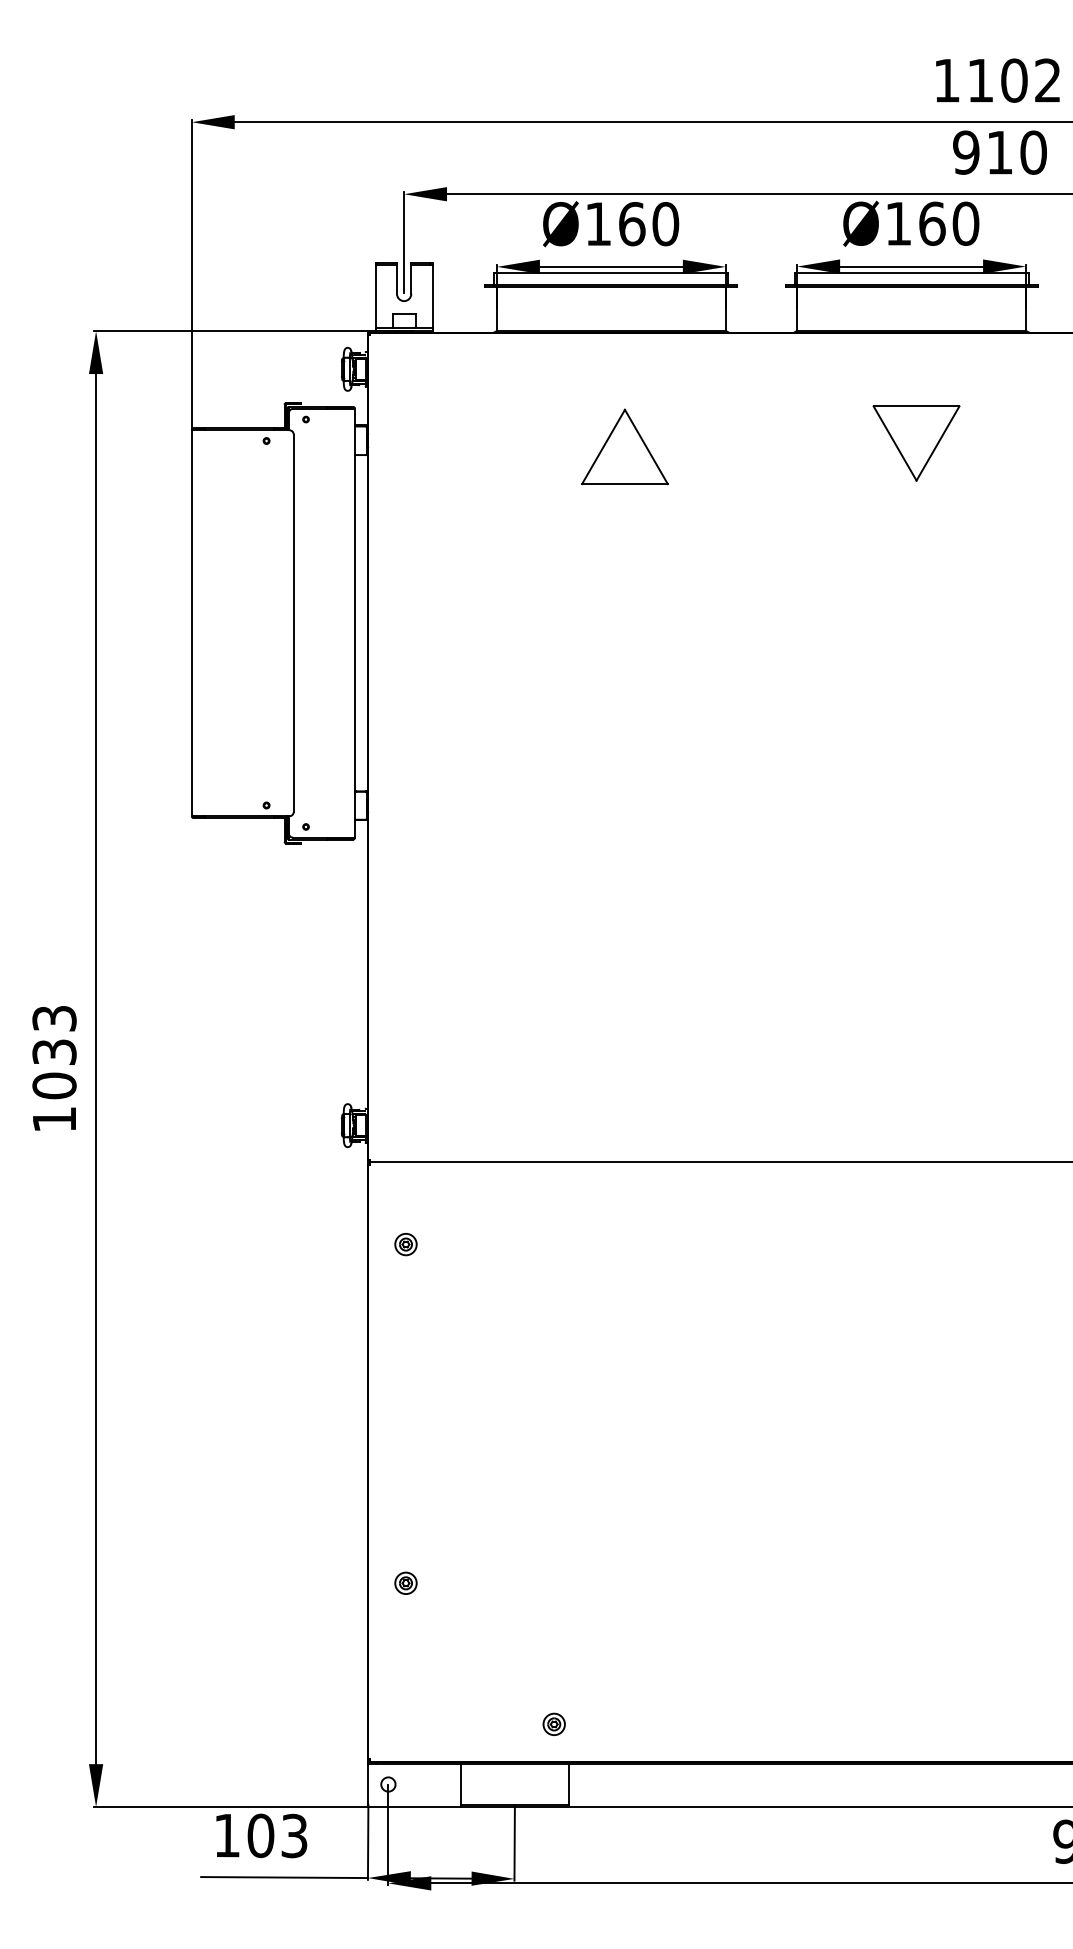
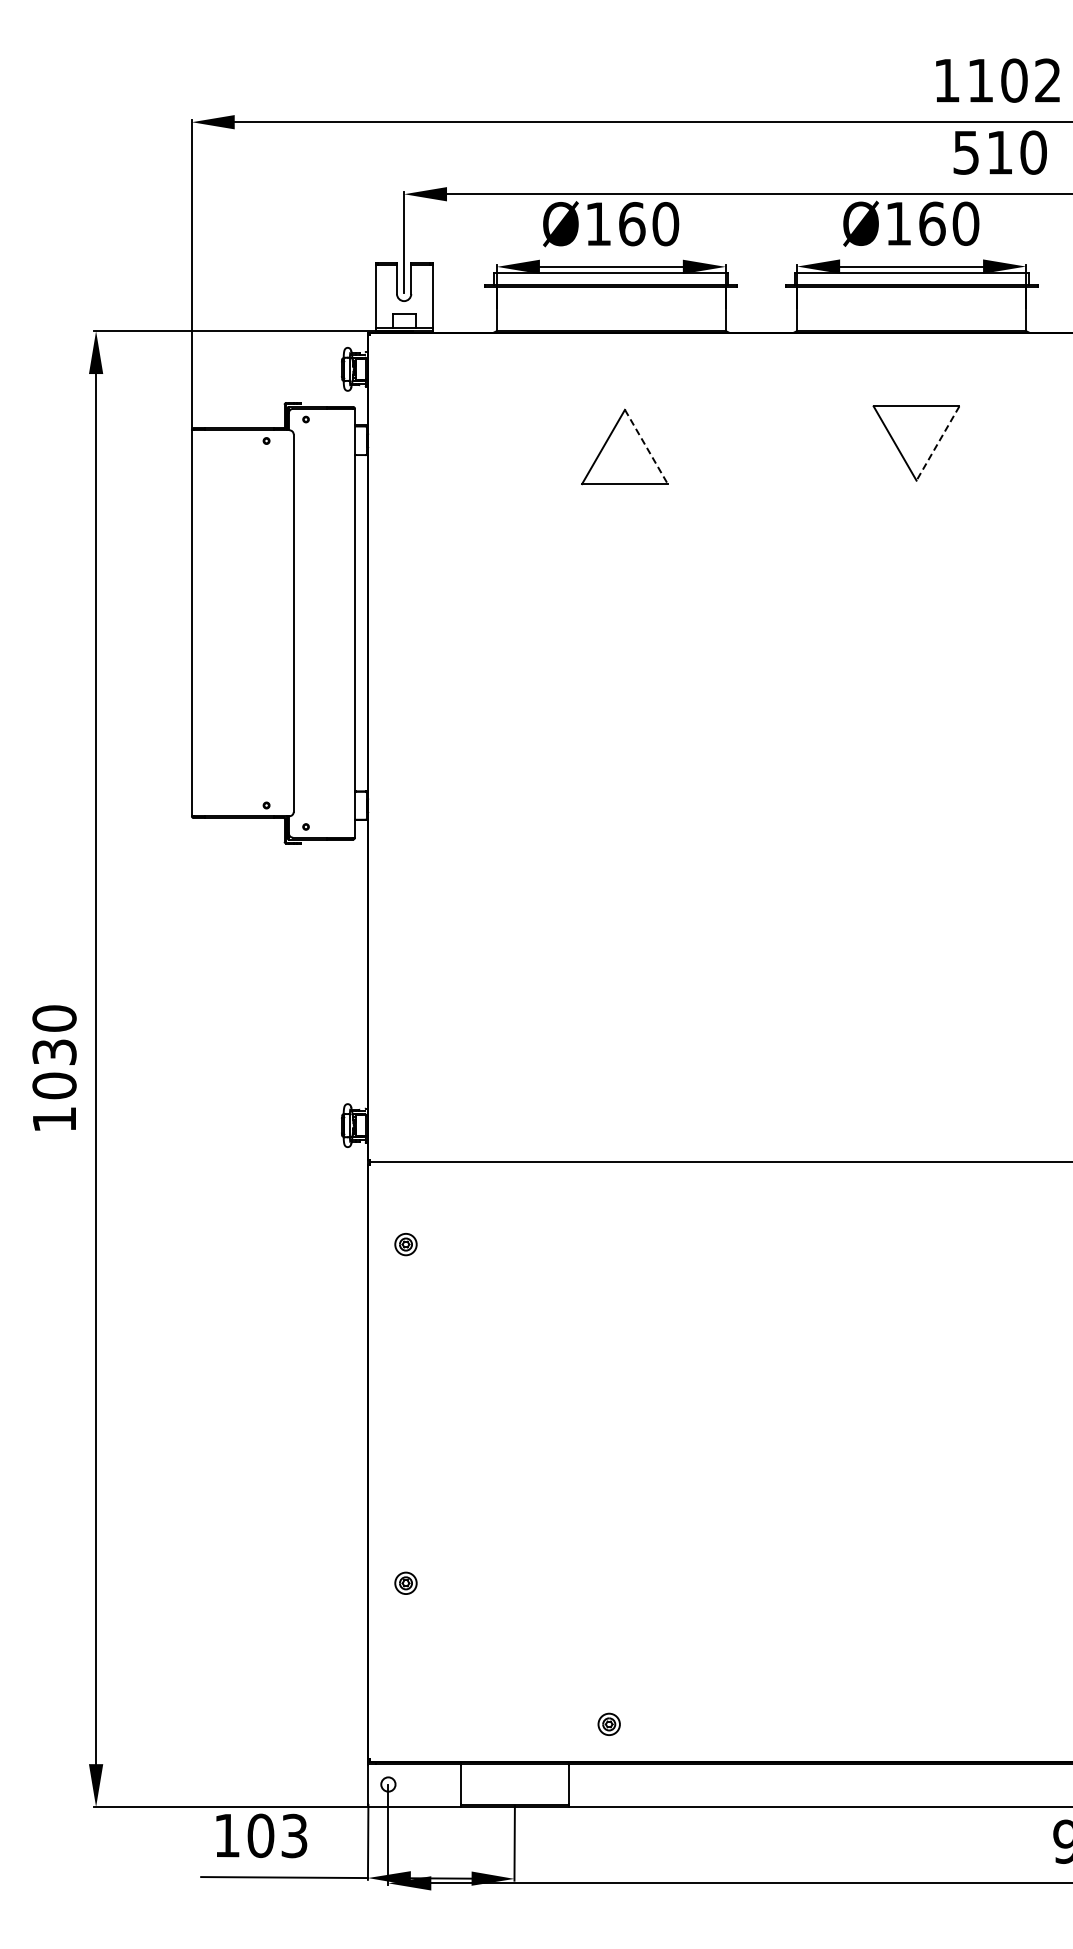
text: 910 -> 510 (966, 152)
line: solid -> dashed (937, 443)
line: solid -> dashed (646, 446)
text: 1033 -> 1030 (54, 1018)
part position: (553, 1723) -> (608, 1723) (608, 1723)
